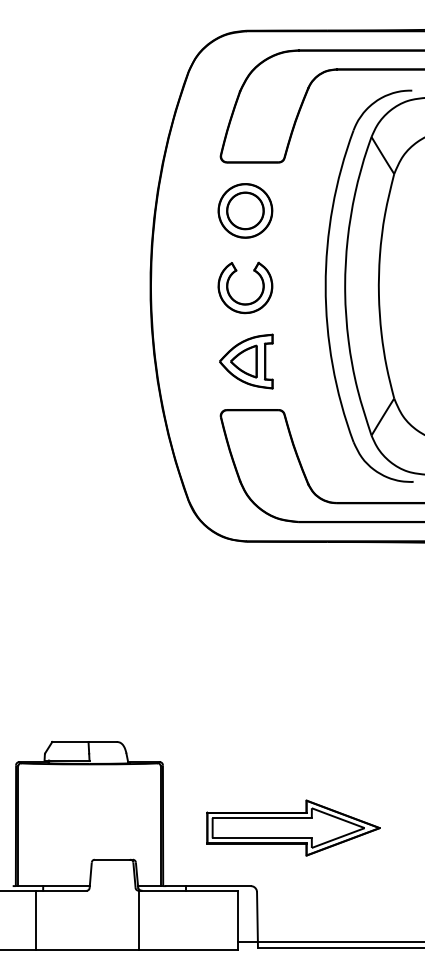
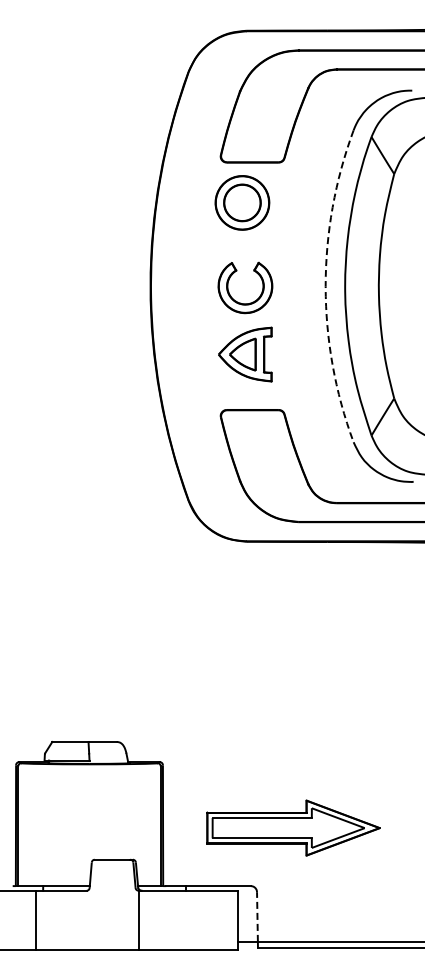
part position: (245, 210) -> (242, 202) (242, 202)
arc: solid -> dashed (325, 286)
part position: (246, 361) -> (245, 354) (245, 354)
line: solid -> dashed (257, 917)
